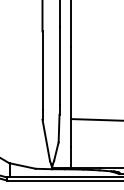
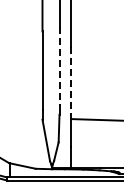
line: solid -> dashed (59, 65)
line: solid -> dashed (71, 83)
